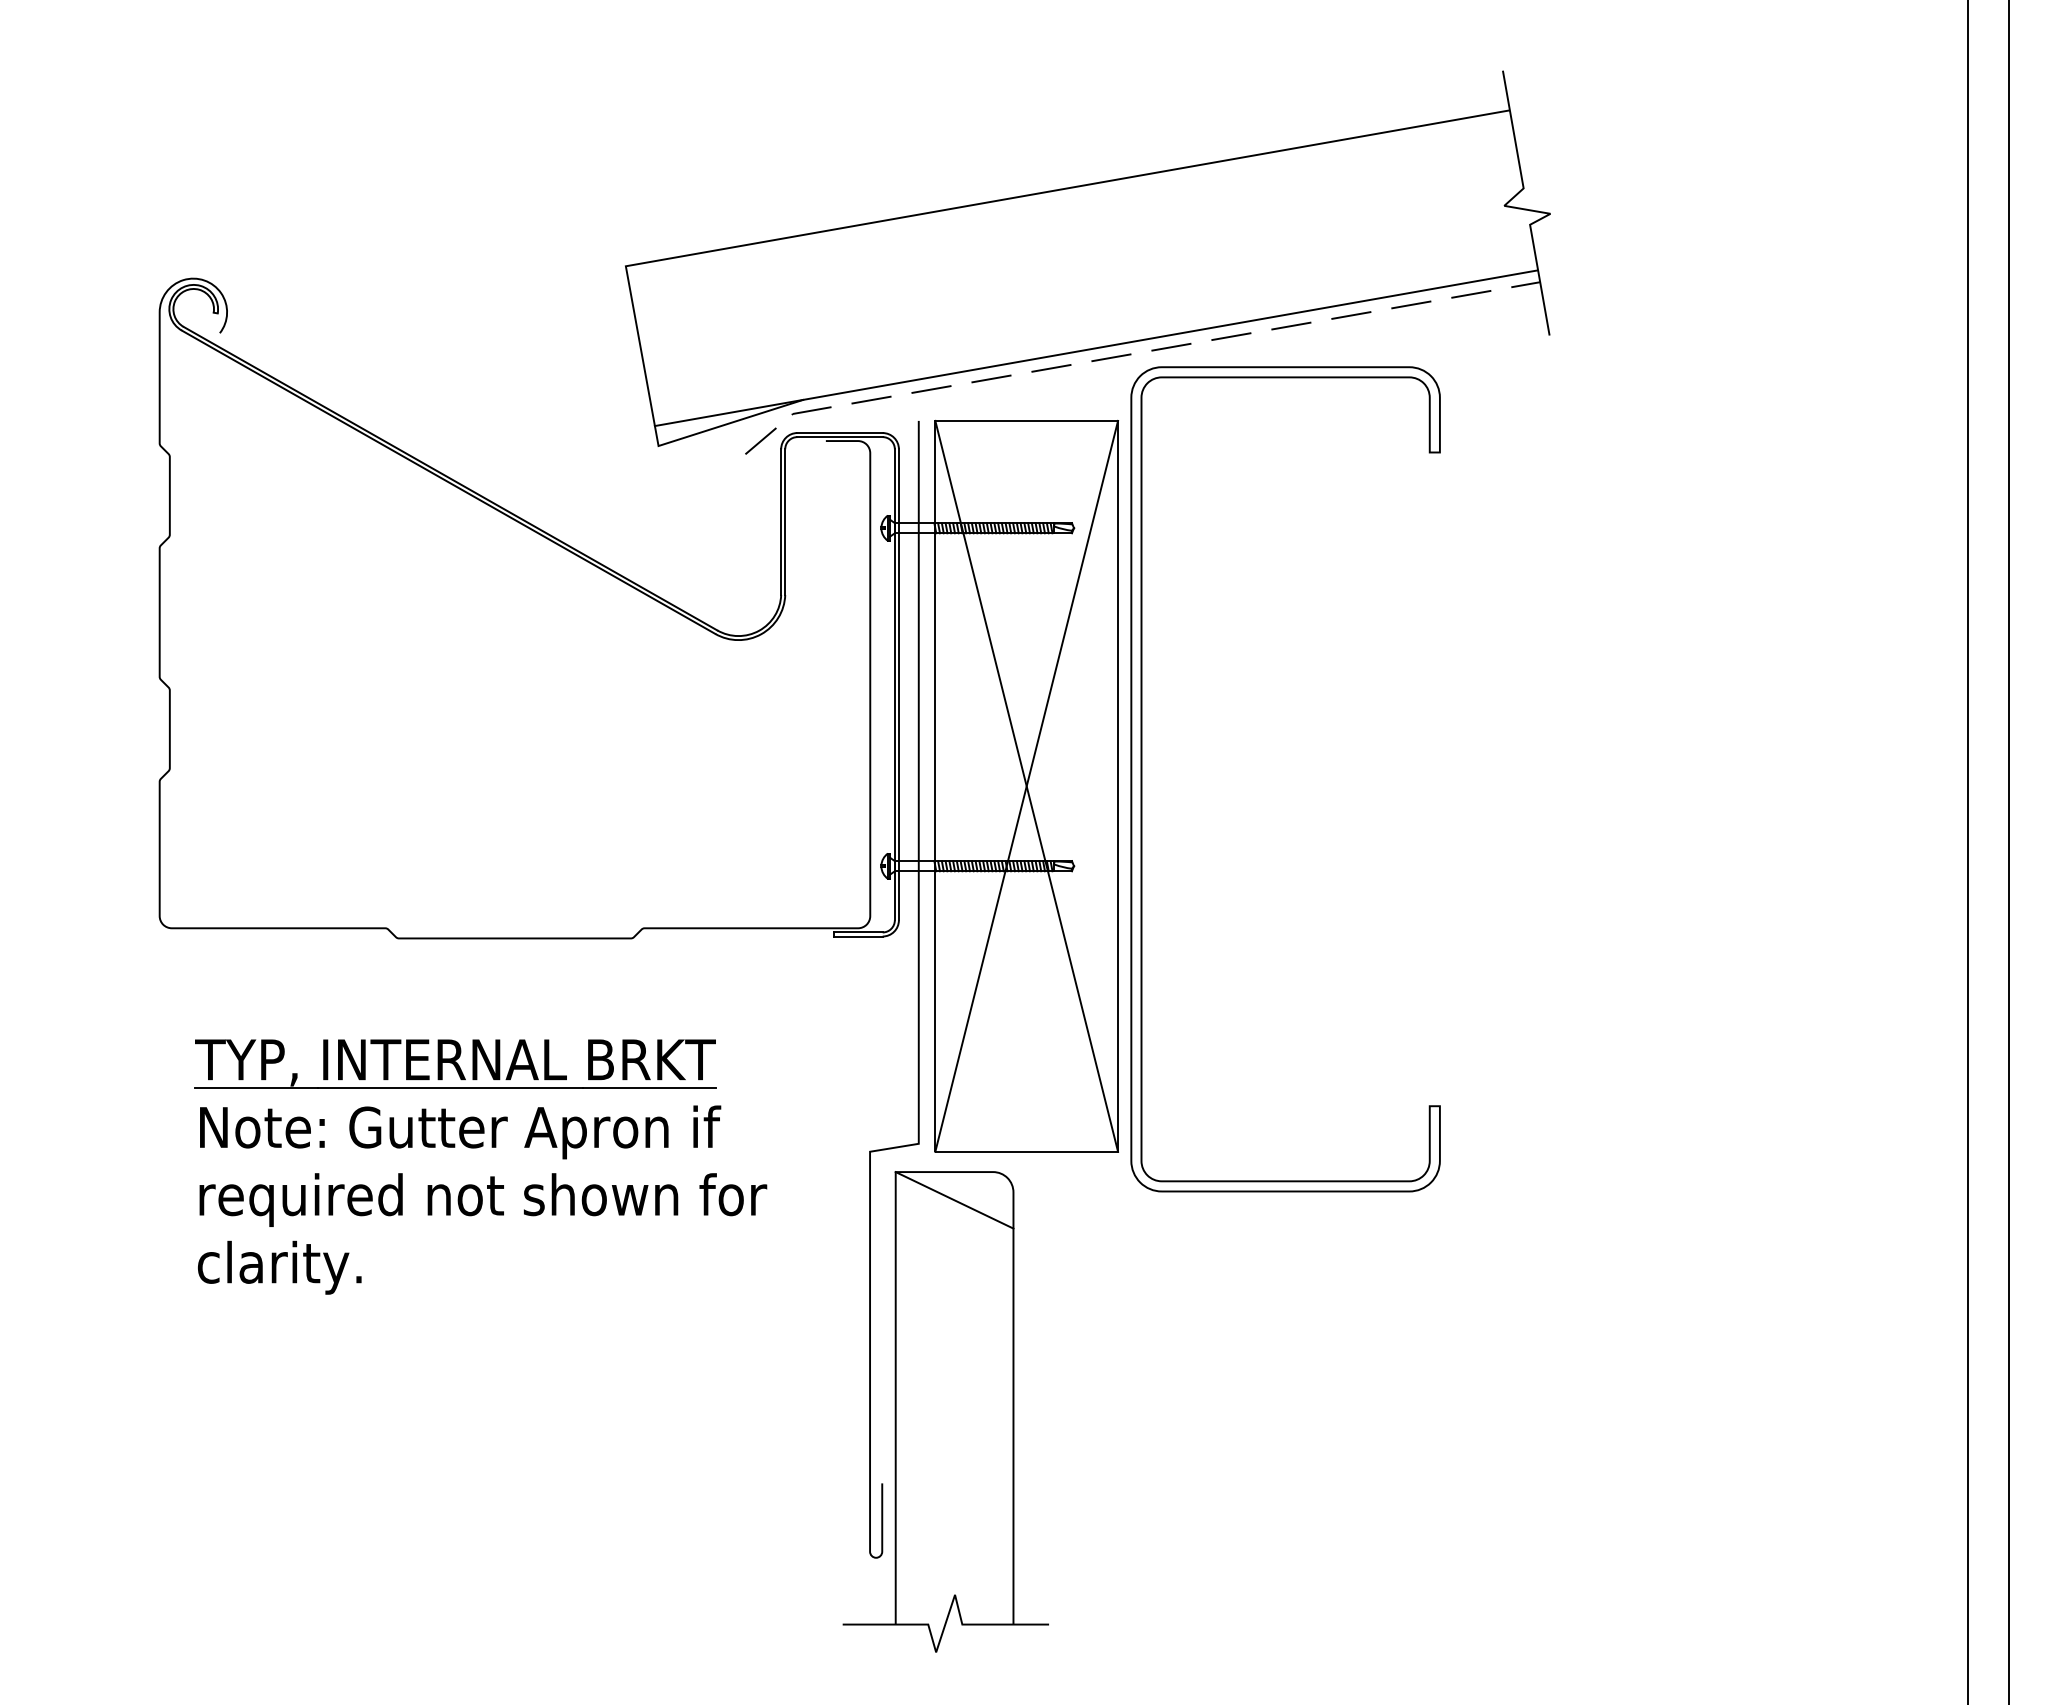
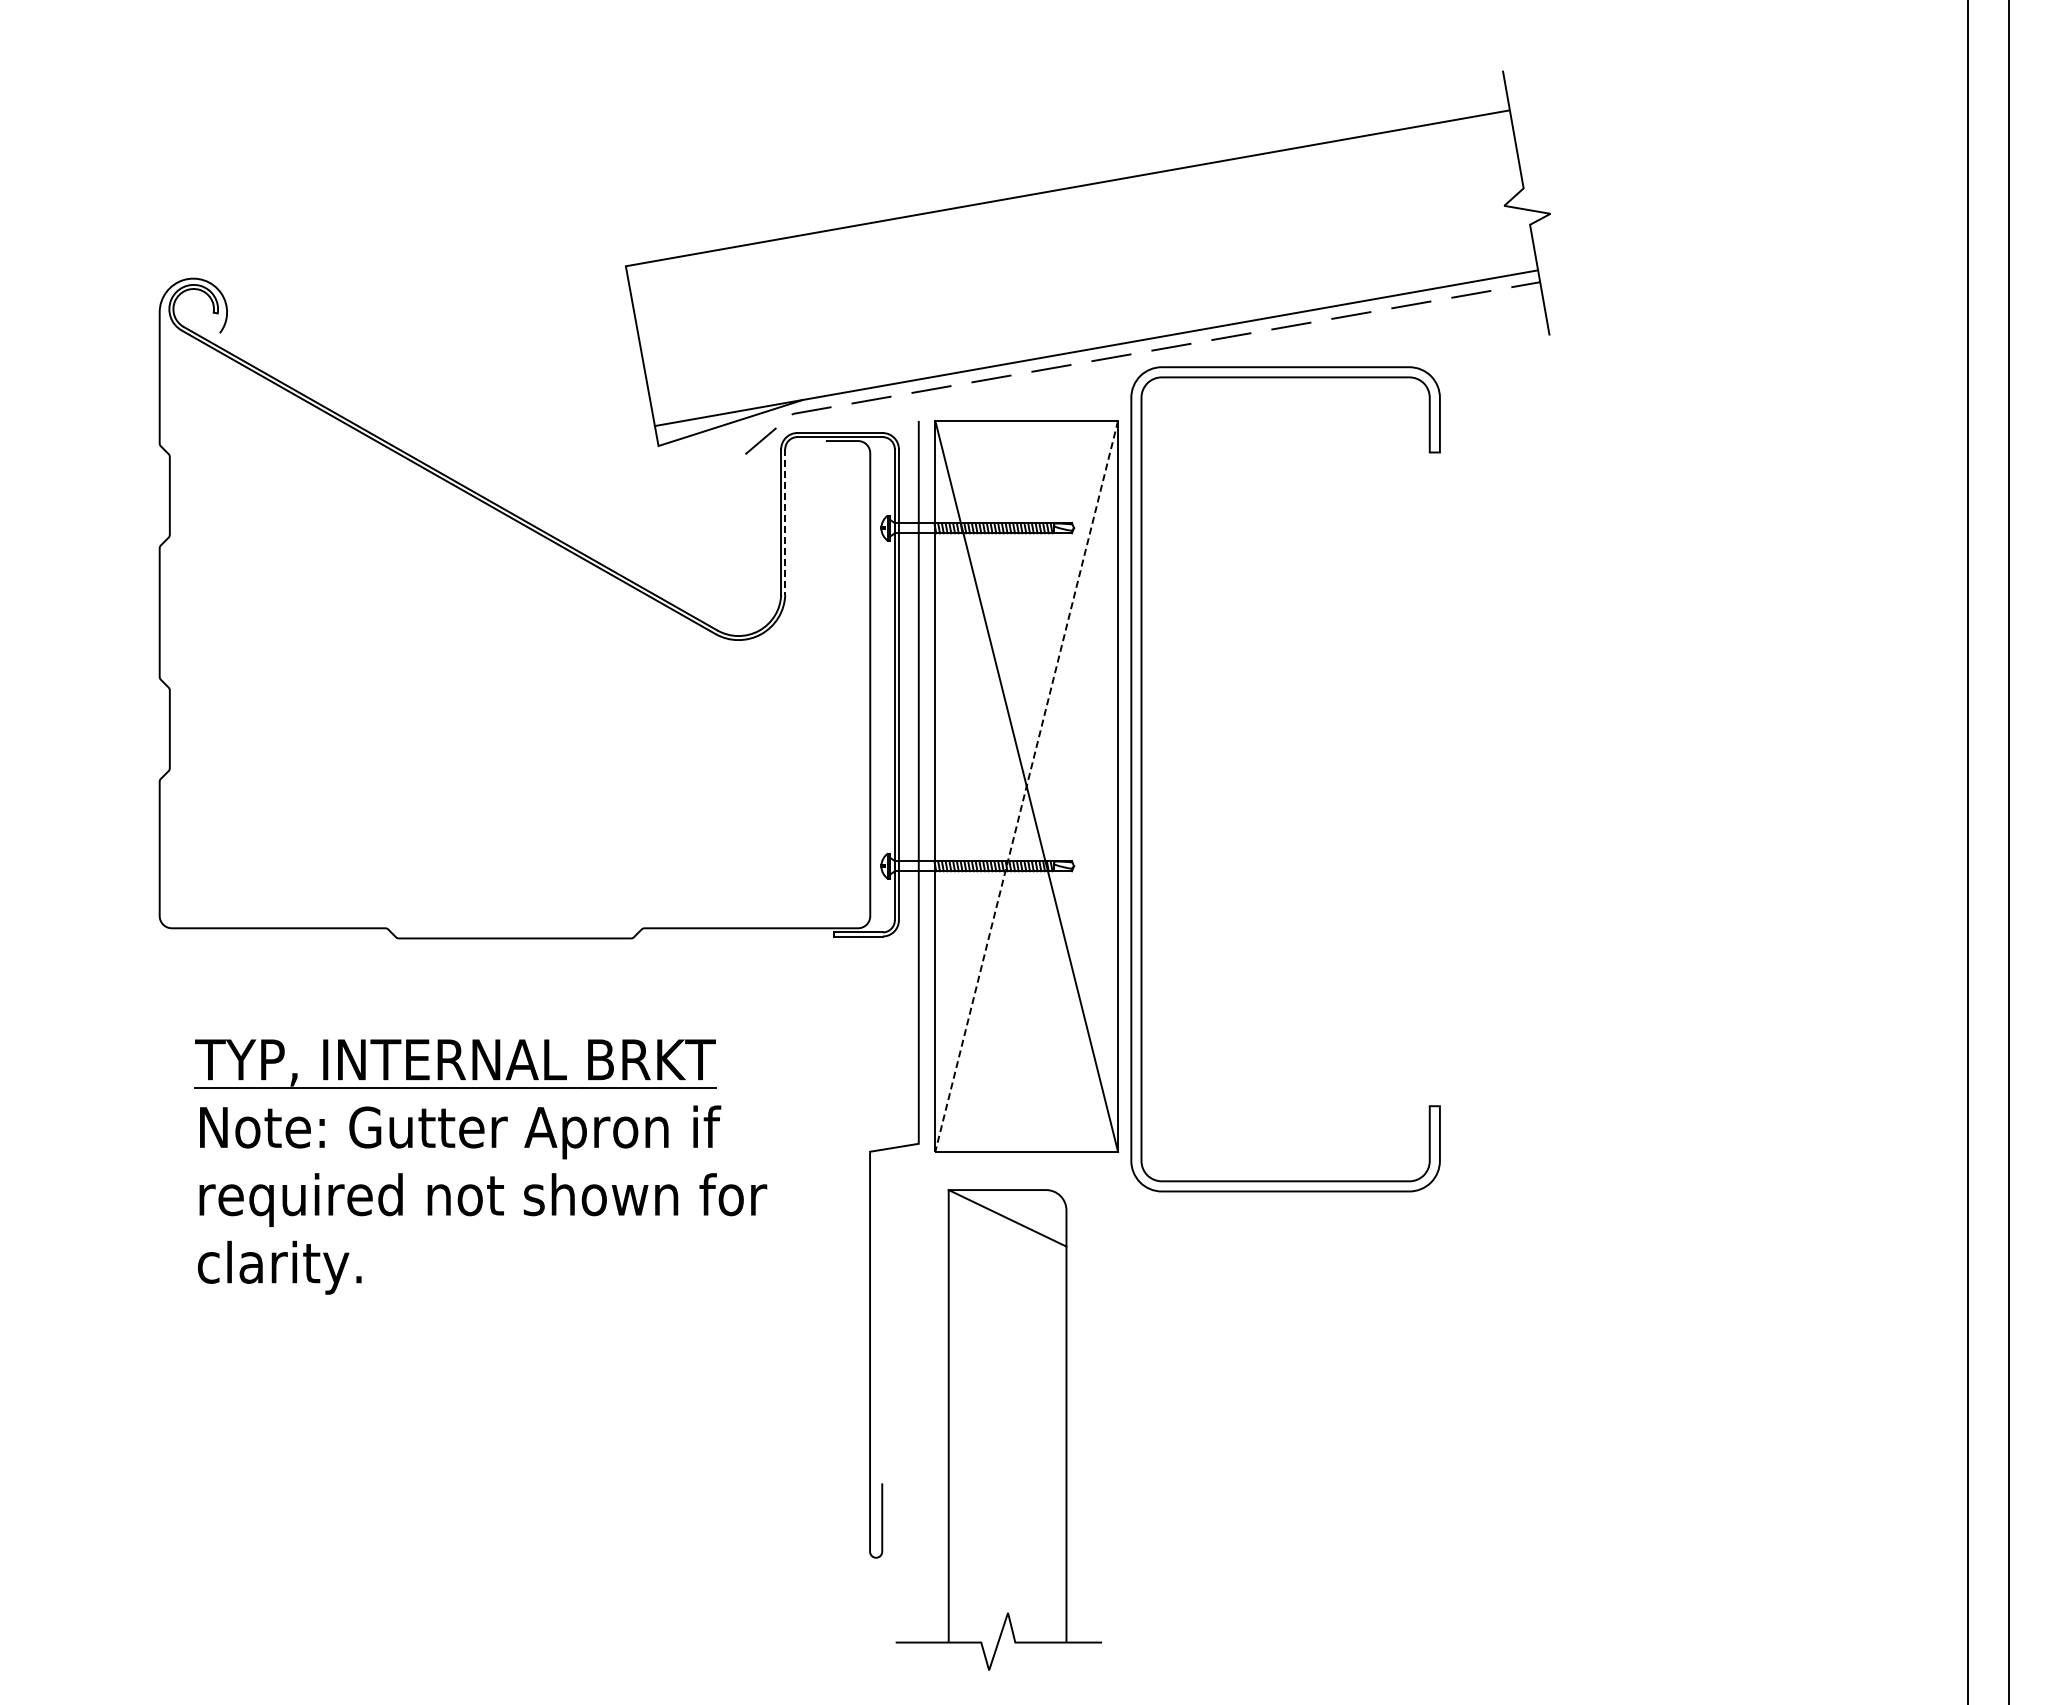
line: solid -> dashed (785, 522)
line: solid -> dashed (1026, 786)
part position: (945, 1411) -> (998, 1429) (998, 1429)
